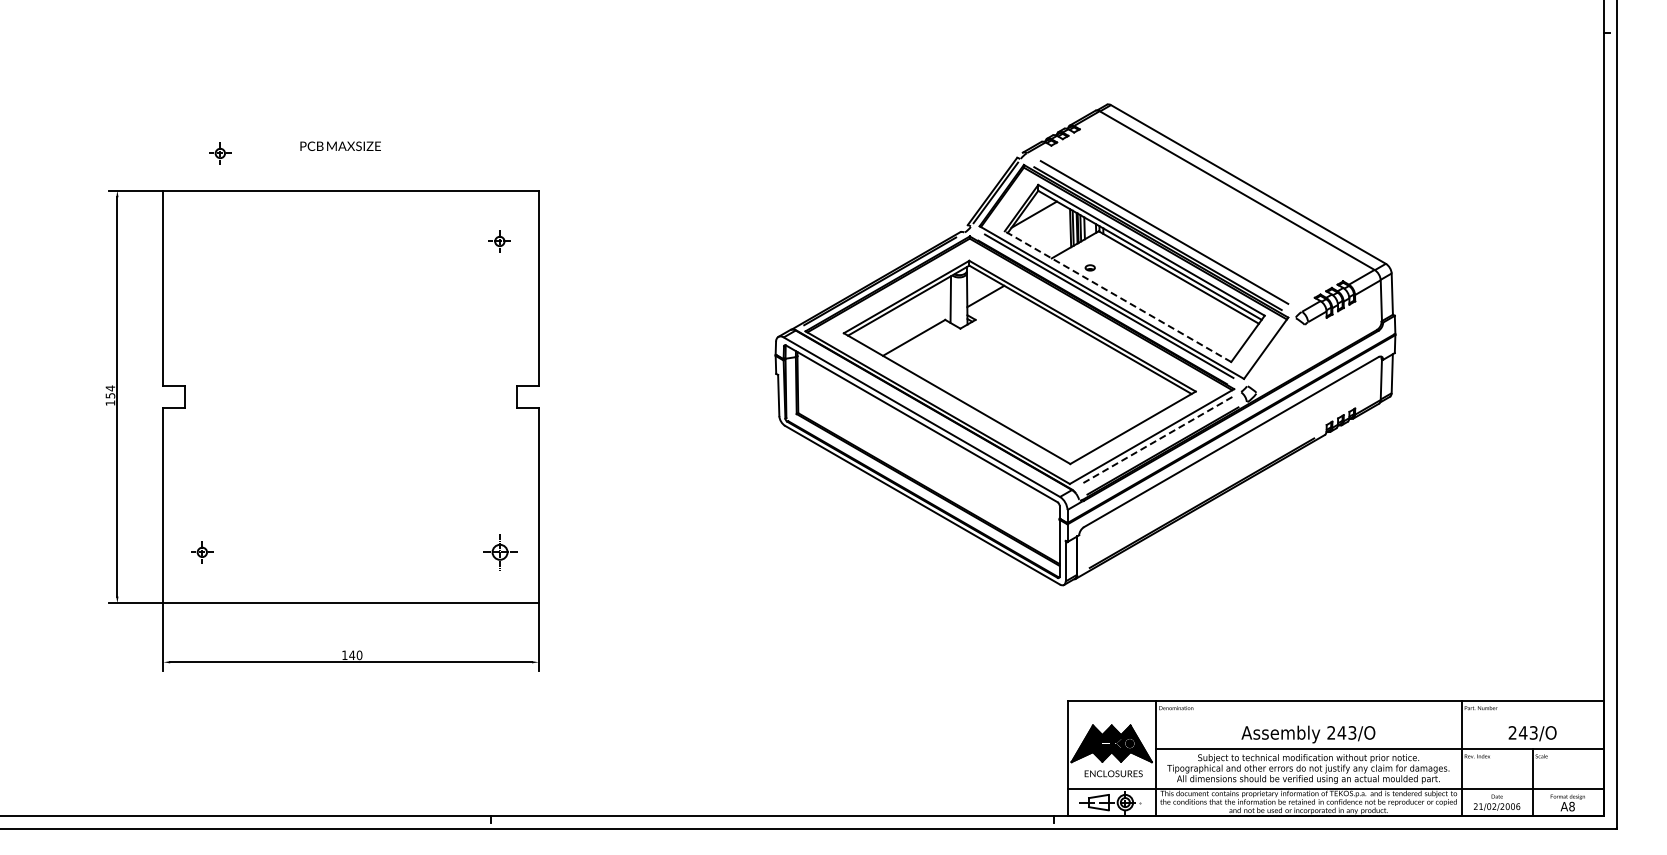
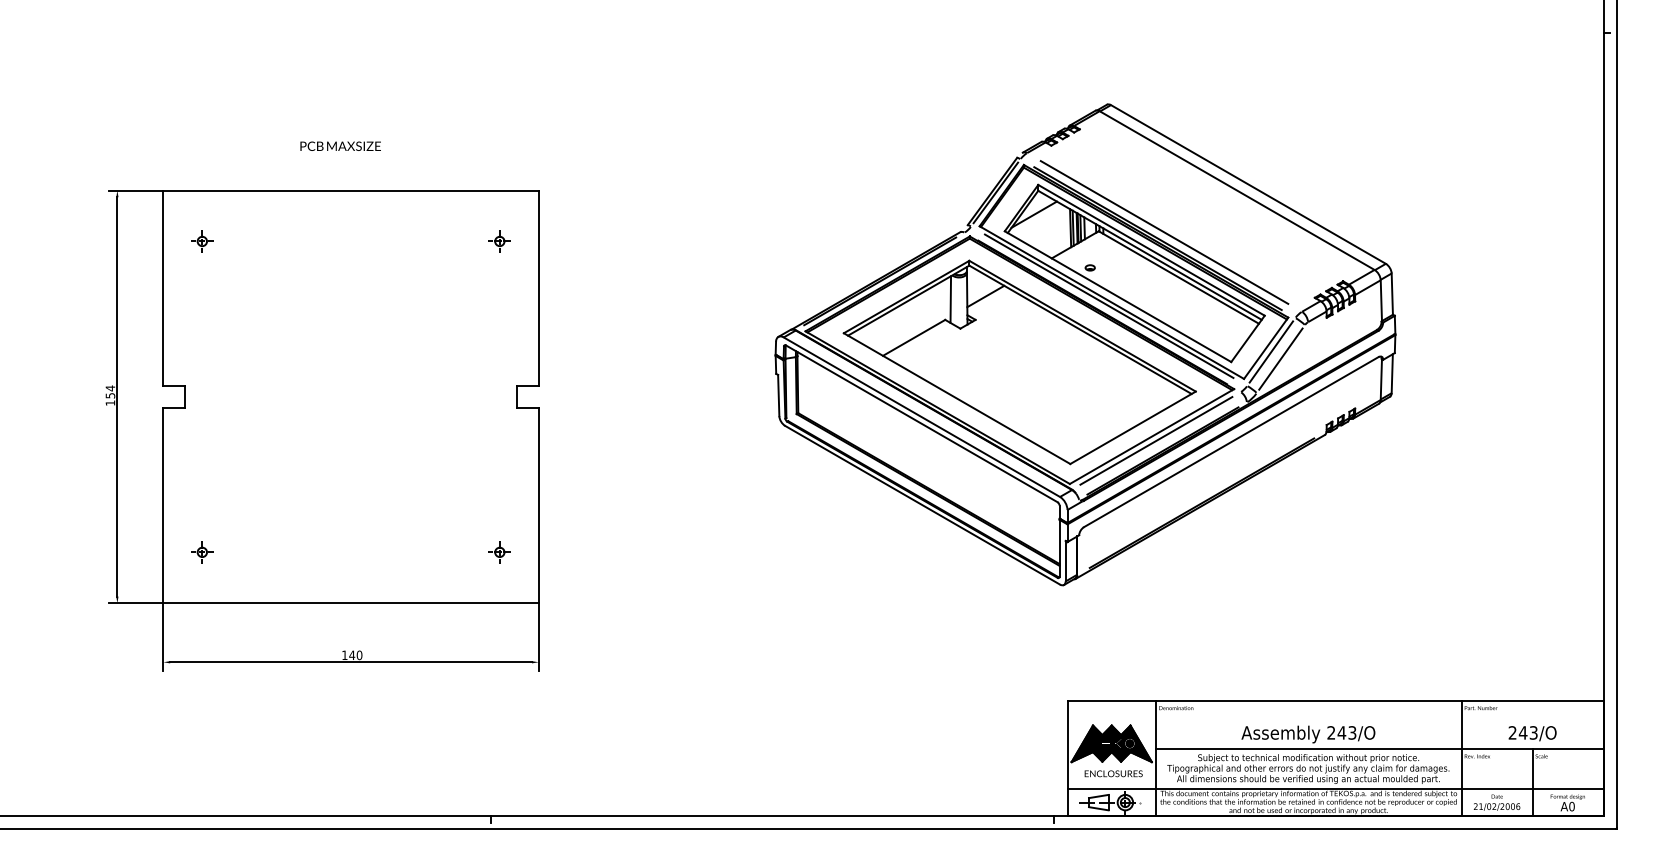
part position: (220, 153) -> (202, 241) (202, 241)
line: dashed -> solid (1118, 296)
line: none -> present (1271, 351)
line: none -> present (1280, 358)
line: dashed -> solid (1156, 440)
part size: 35x37 px -> 23x23 px (499, 552)
text: A8 -> A0 (1571, 806)
